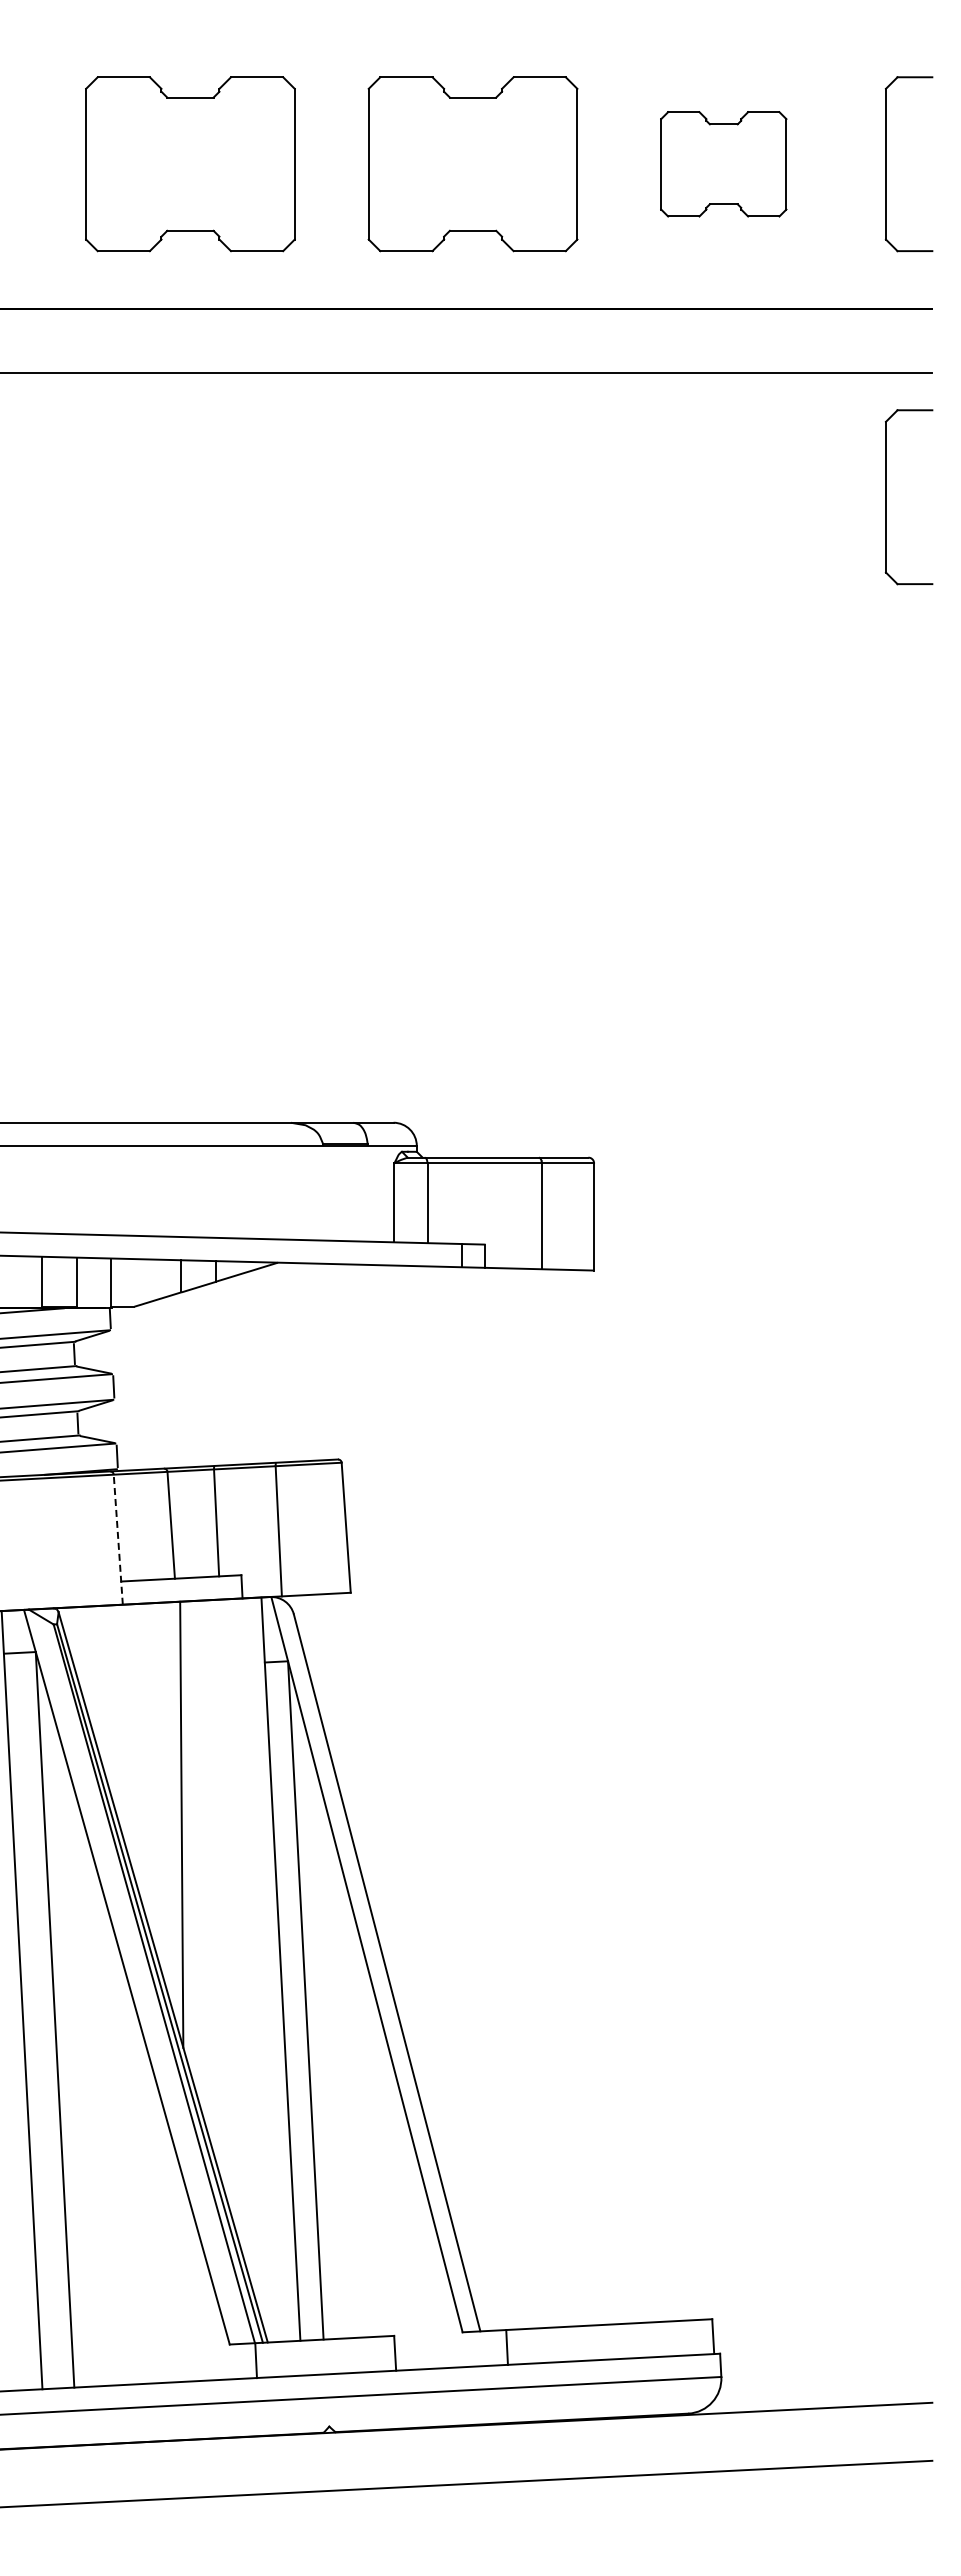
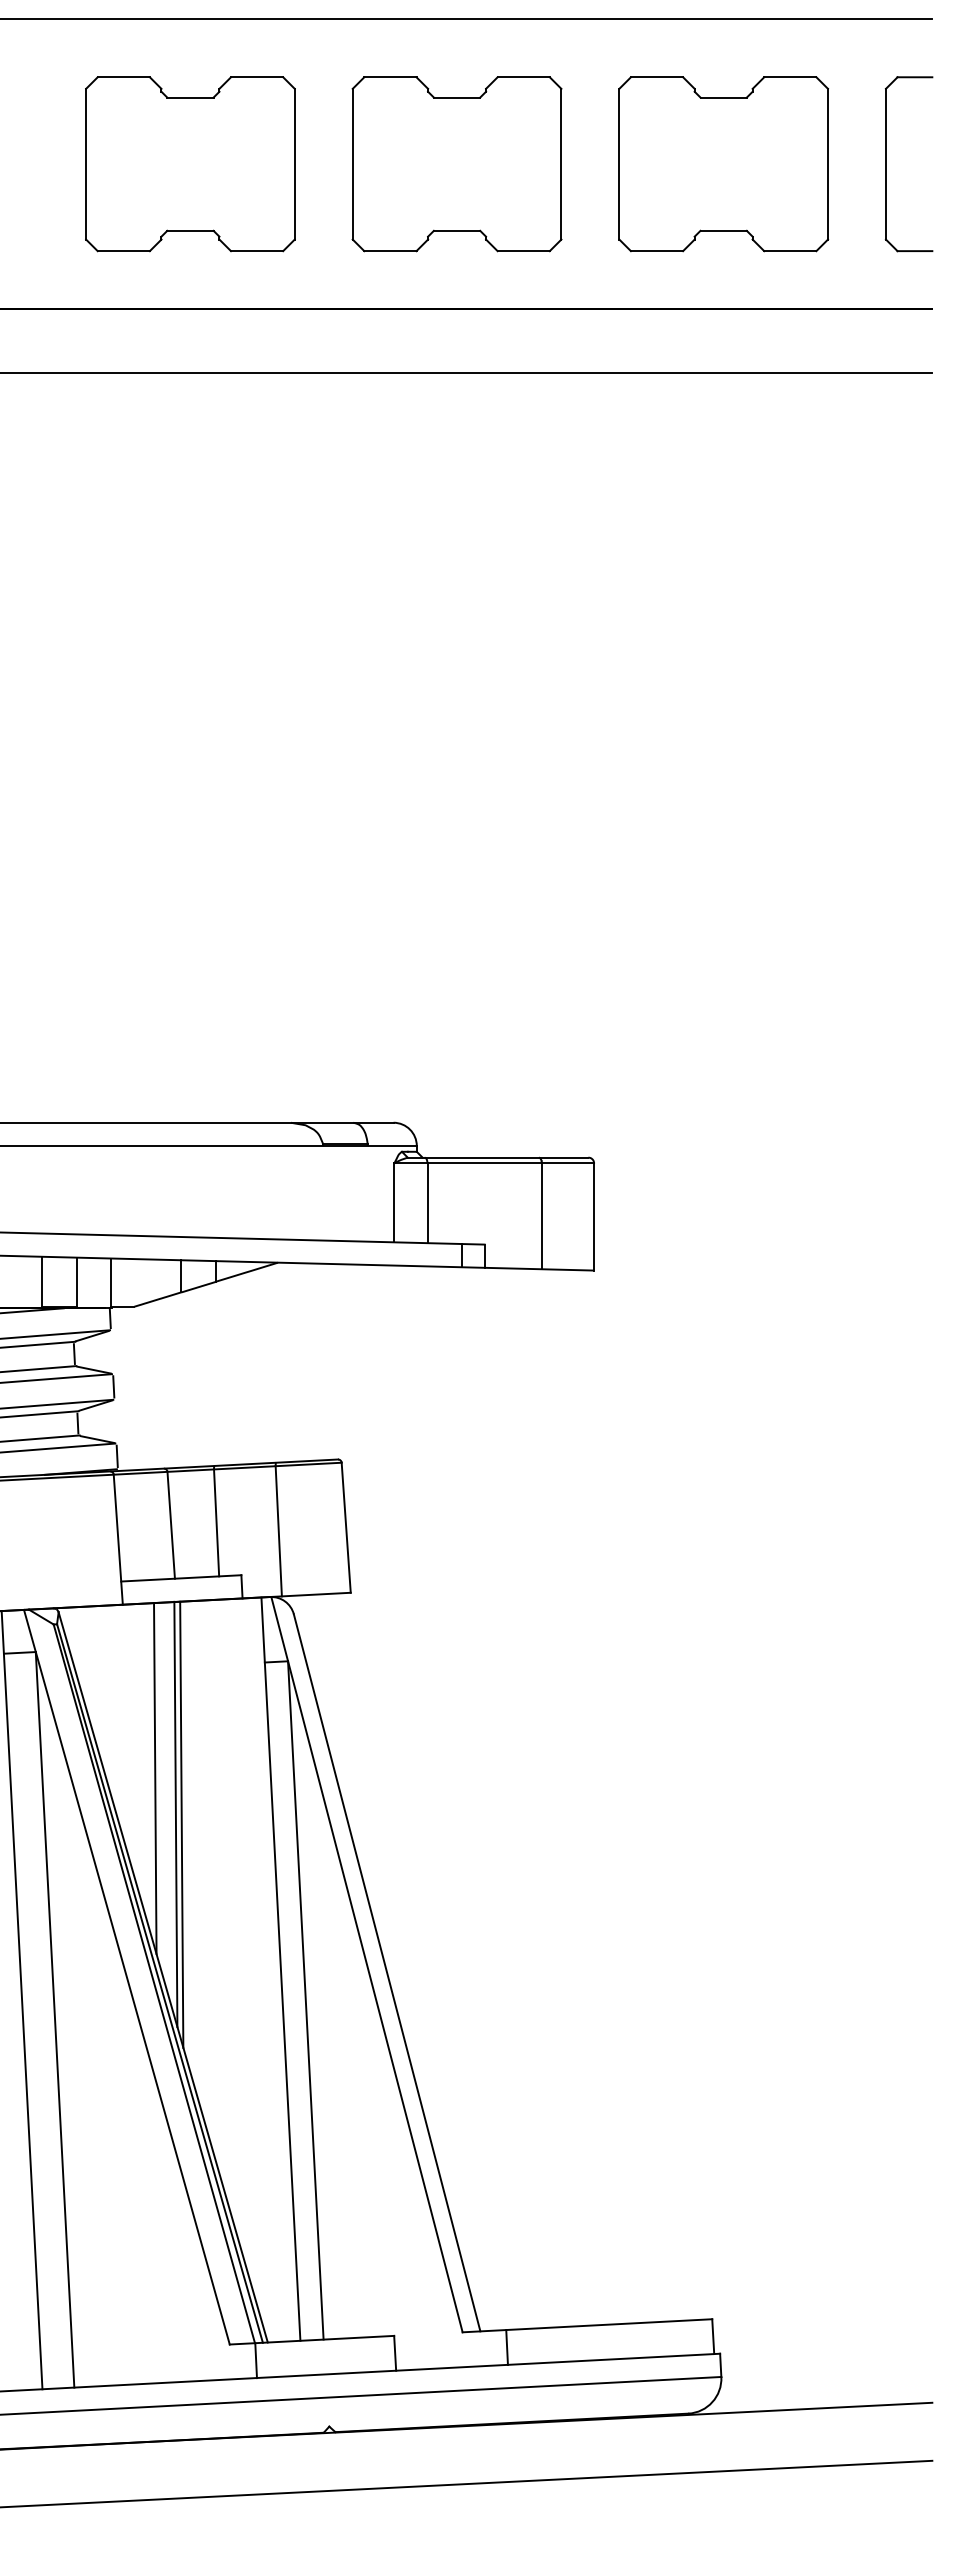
line: none -> present (467, 19)
part position: (472, 164) -> (456, 164) (456, 164)
part size: 128x107 px -> 212x177 px (723, 164)
part: present -> none (886, 497)
line: dashed -> solid (118, 1539)
line: none -> present (155, 1778)
line: none -> present (175, 1814)
